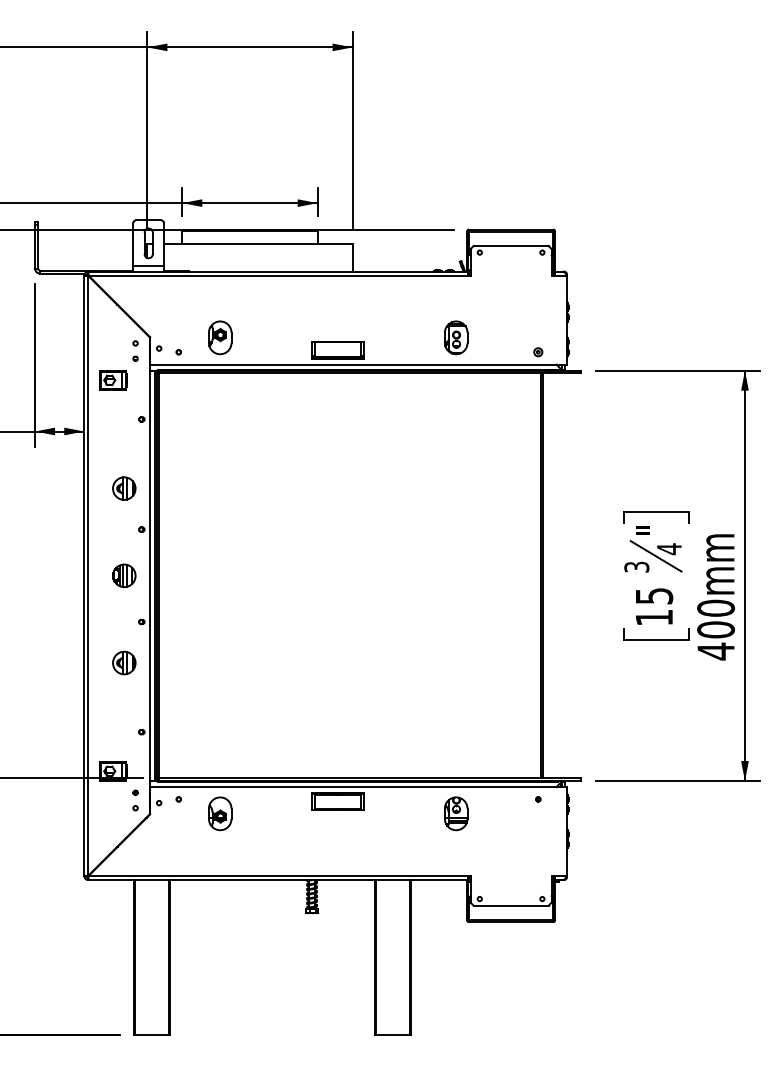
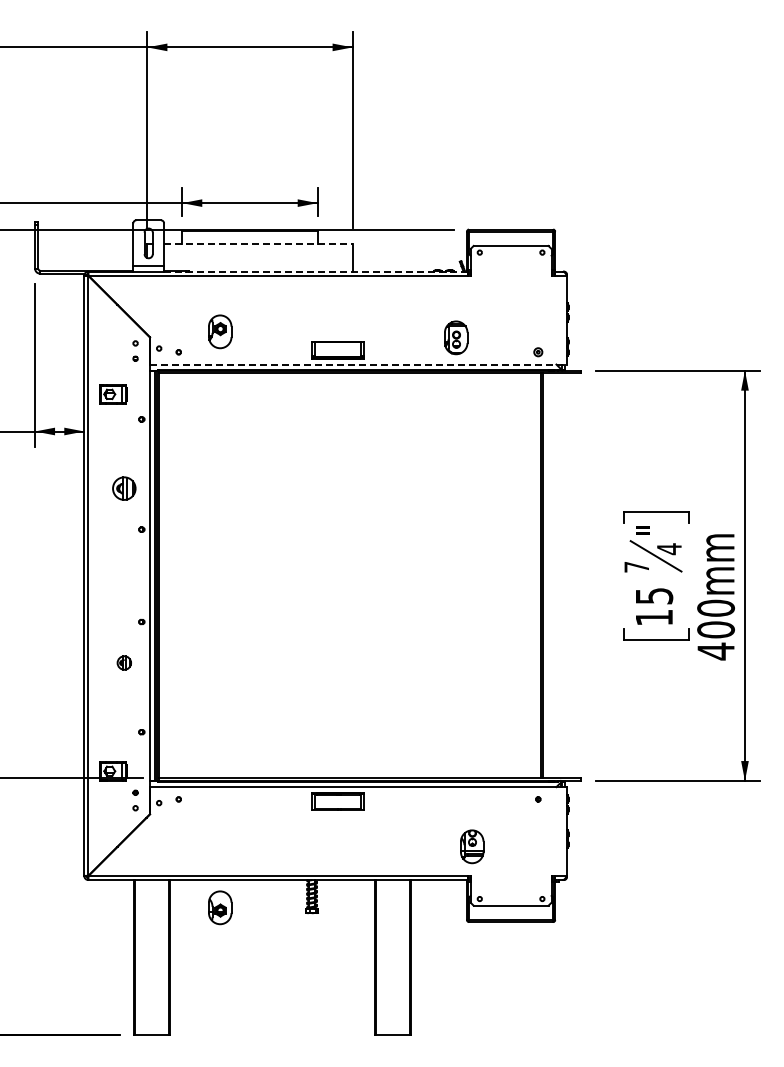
line: solid -> dashed (258, 243)
line: solid -> dashed (315, 271)
part position: (220, 337) -> (220, 331) (220, 331)
line: solid -> dashed (359, 364)
part position: (113, 380) -> (113, 394) (113, 394)
text: 3 -> 7 (636, 566)
part: present -> none (124, 575)
part size: 25x26 px -> 16x16 px (123, 662)
part position: (220, 813) -> (220, 907) (220, 907)
part position: (456, 813) -> (472, 846) (472, 846)
